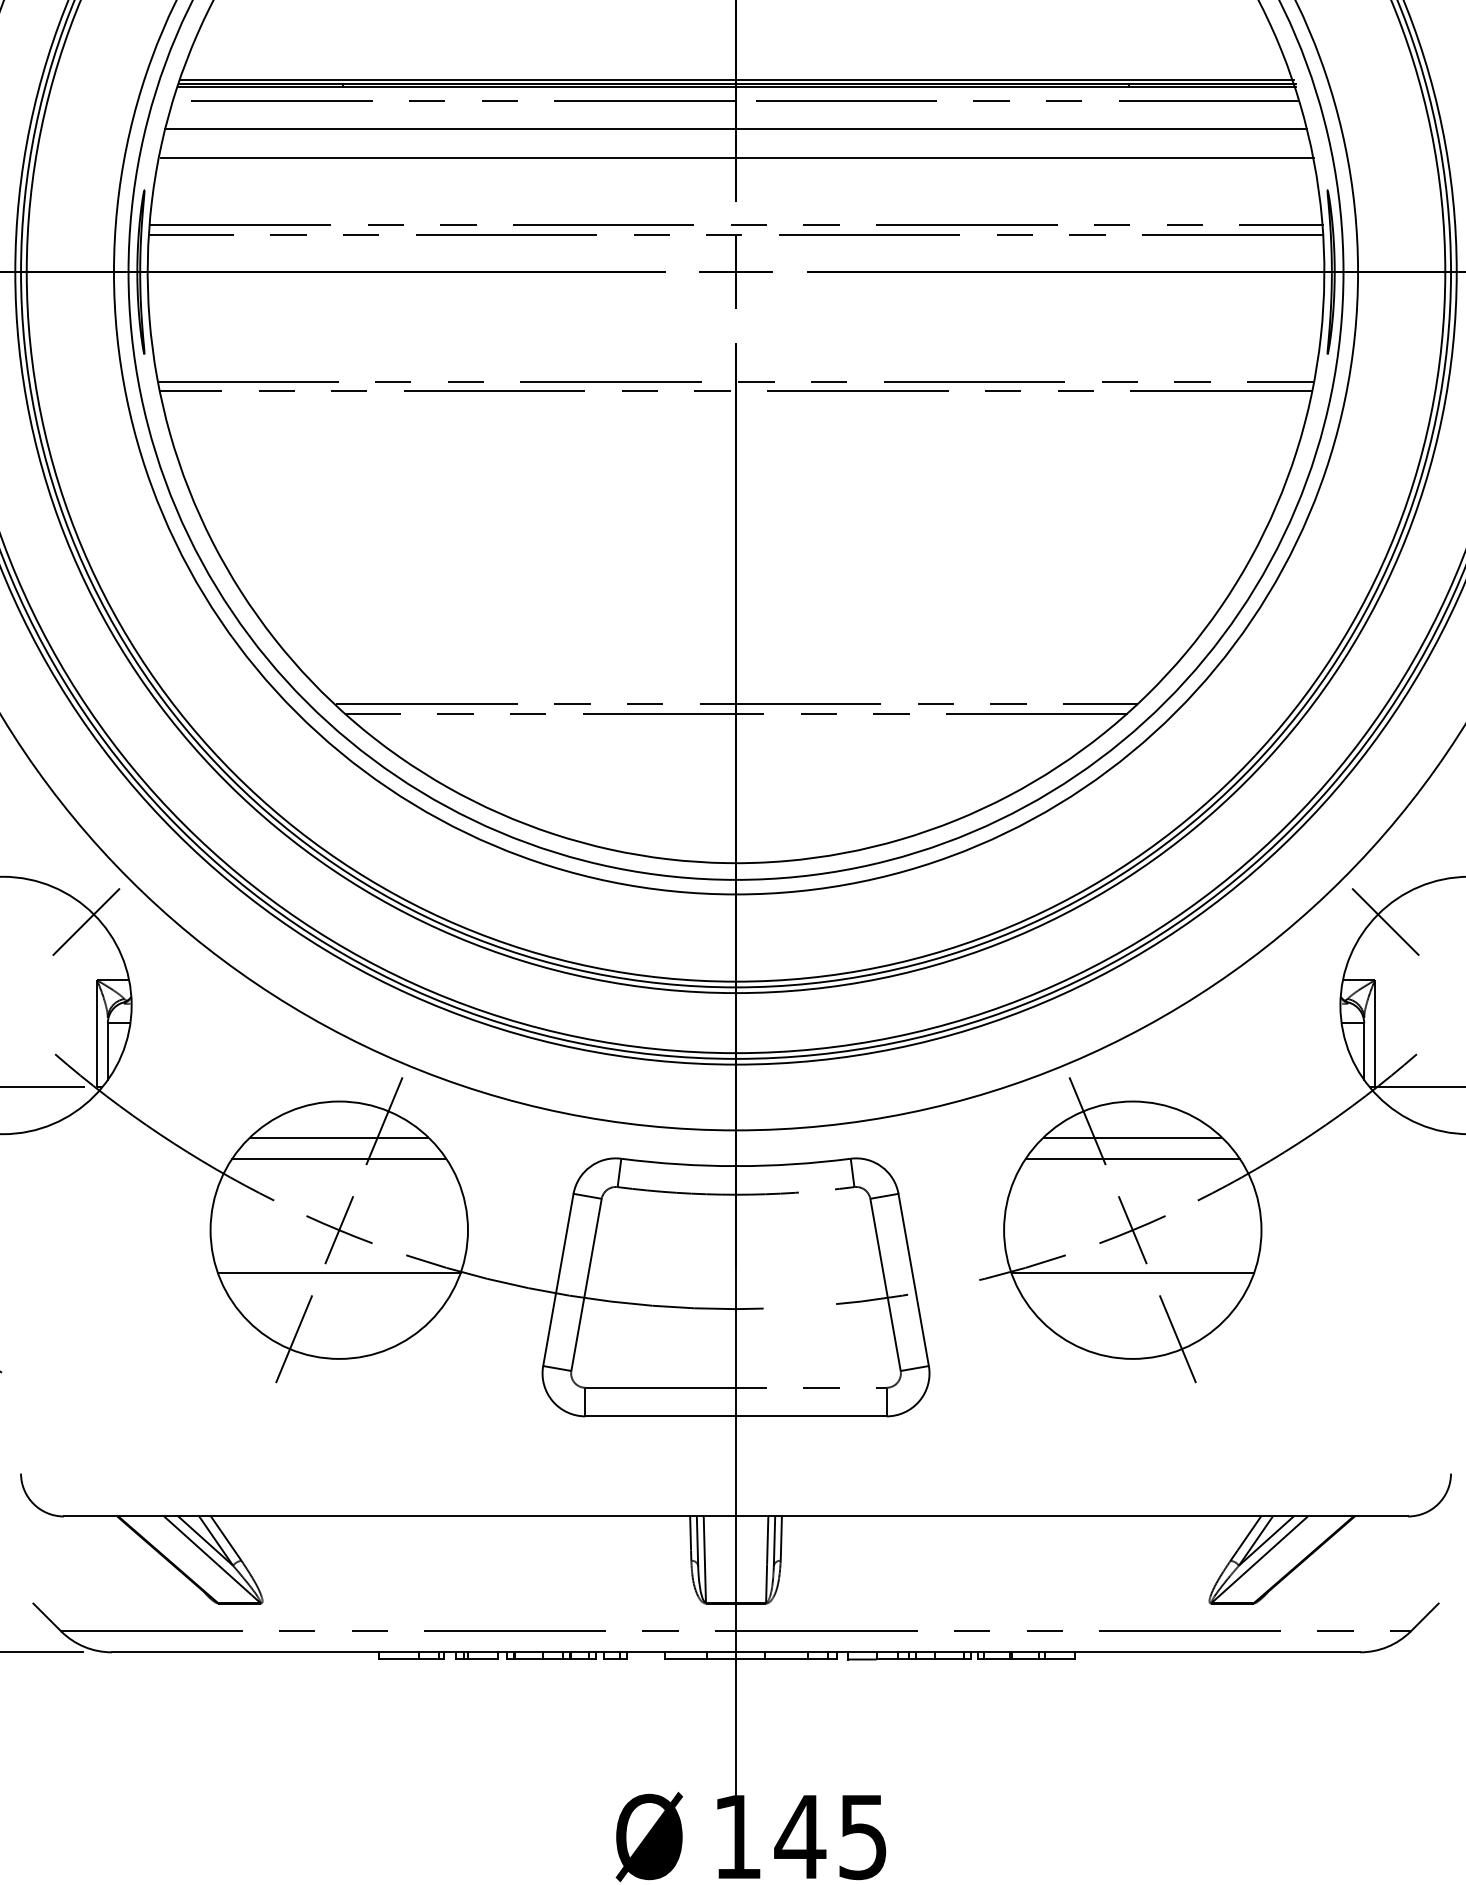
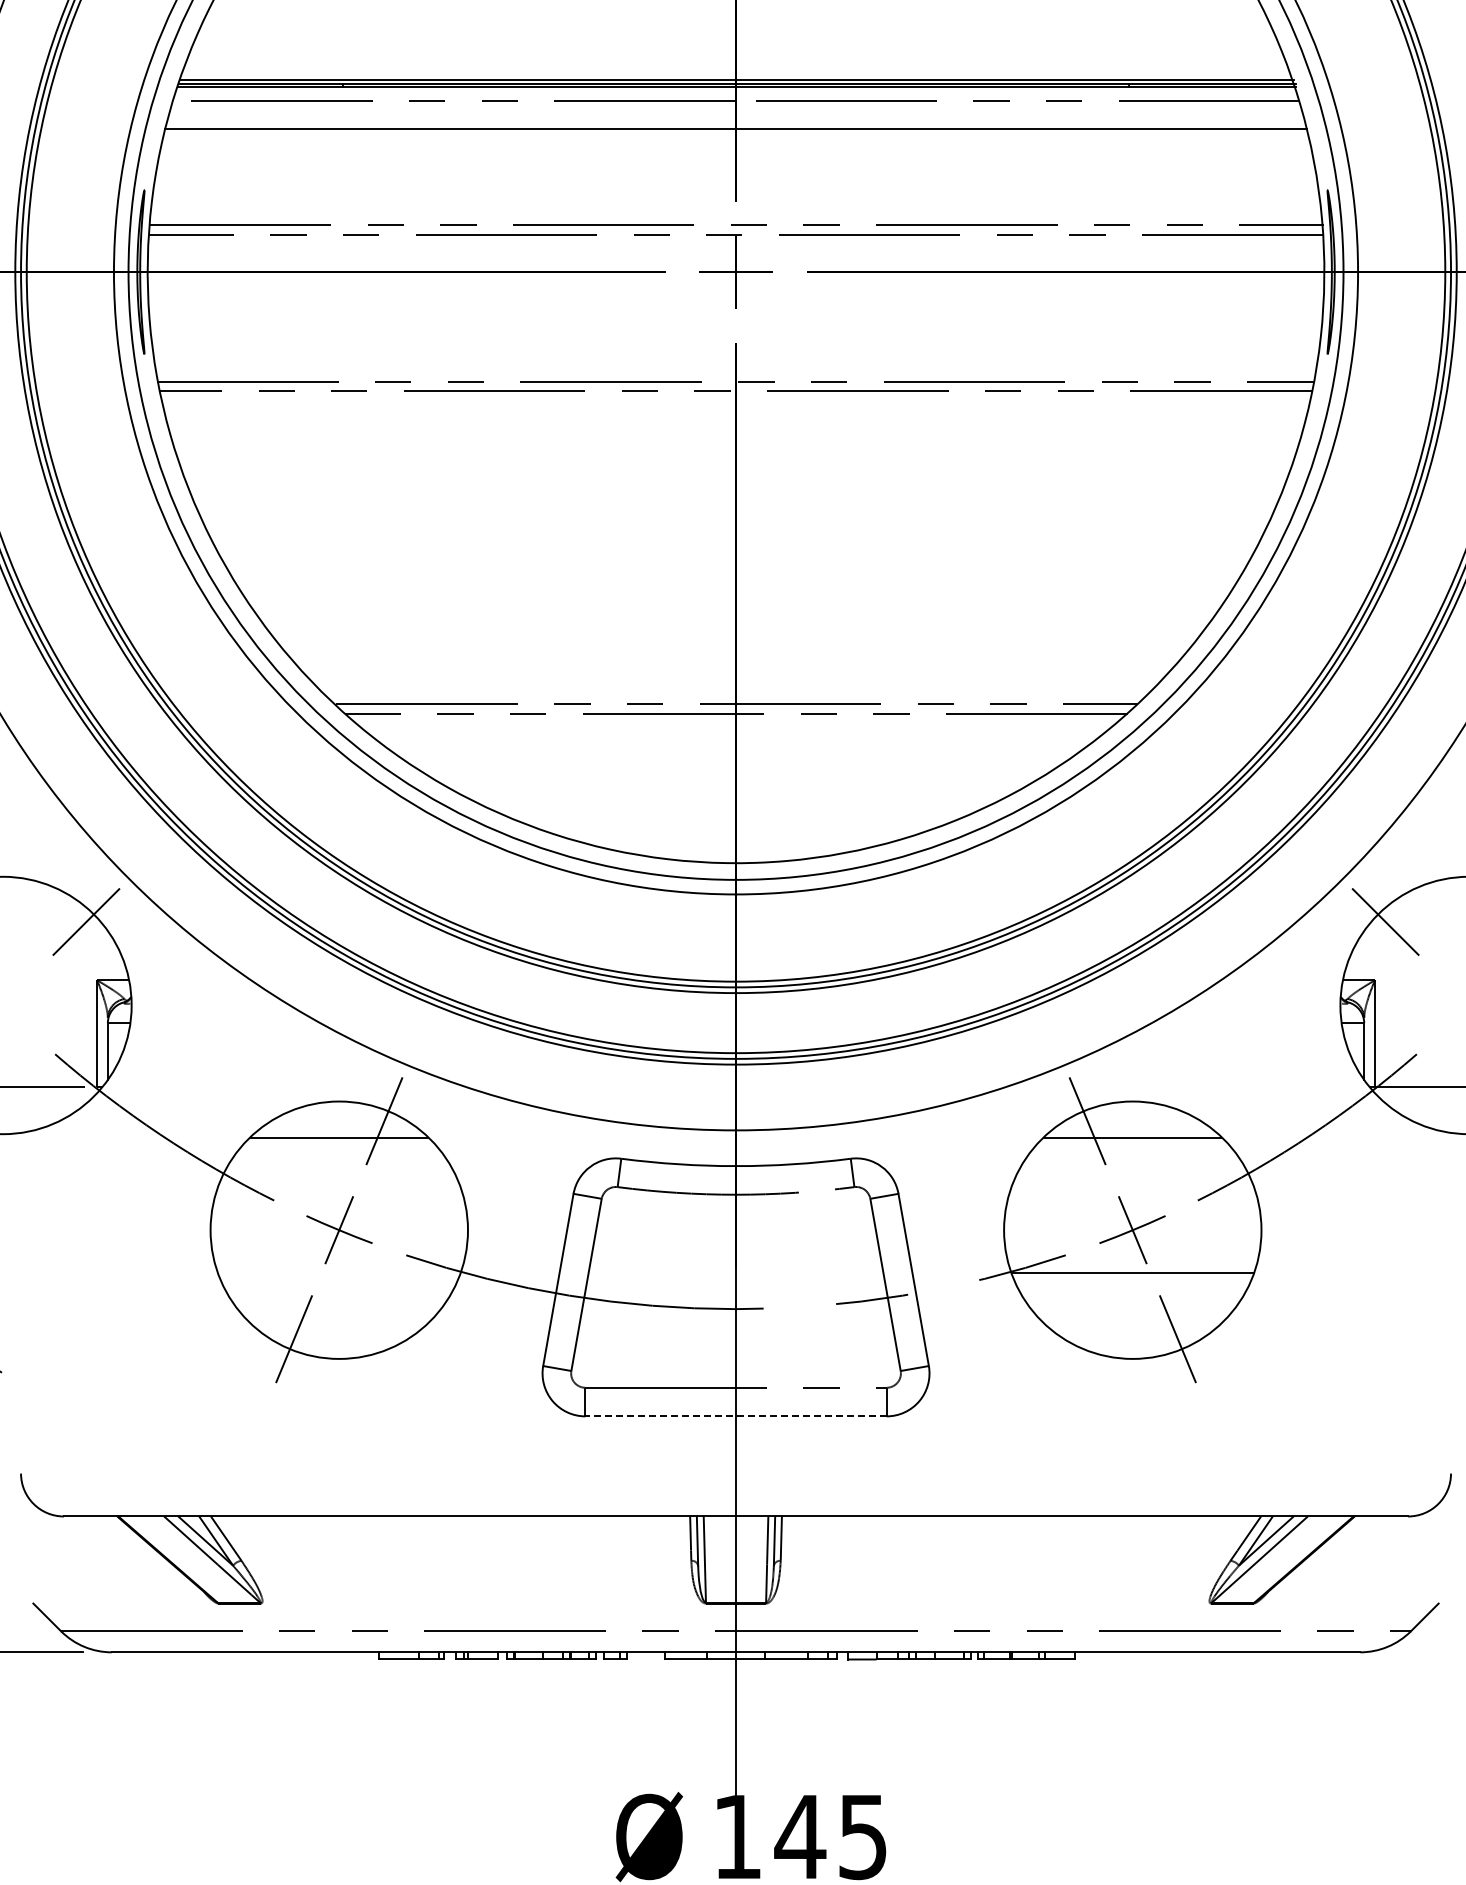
line: present -> none (736, 158)
line: present -> none (339, 1158)
line: present -> none (1132, 1158)
line: present -> none (339, 1273)
line: solid -> dashed (736, 1416)
